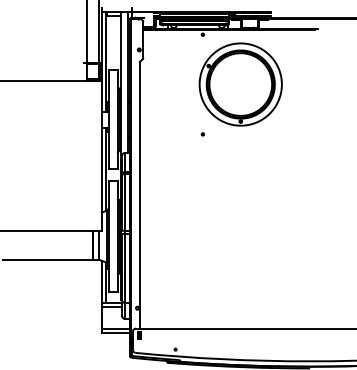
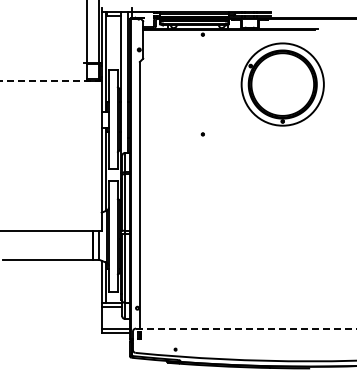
line: solid -> dashed (50, 80)
part position: (240, 84) -> (282, 84) (282, 84)
line: solid -> dashed (245, 328)
